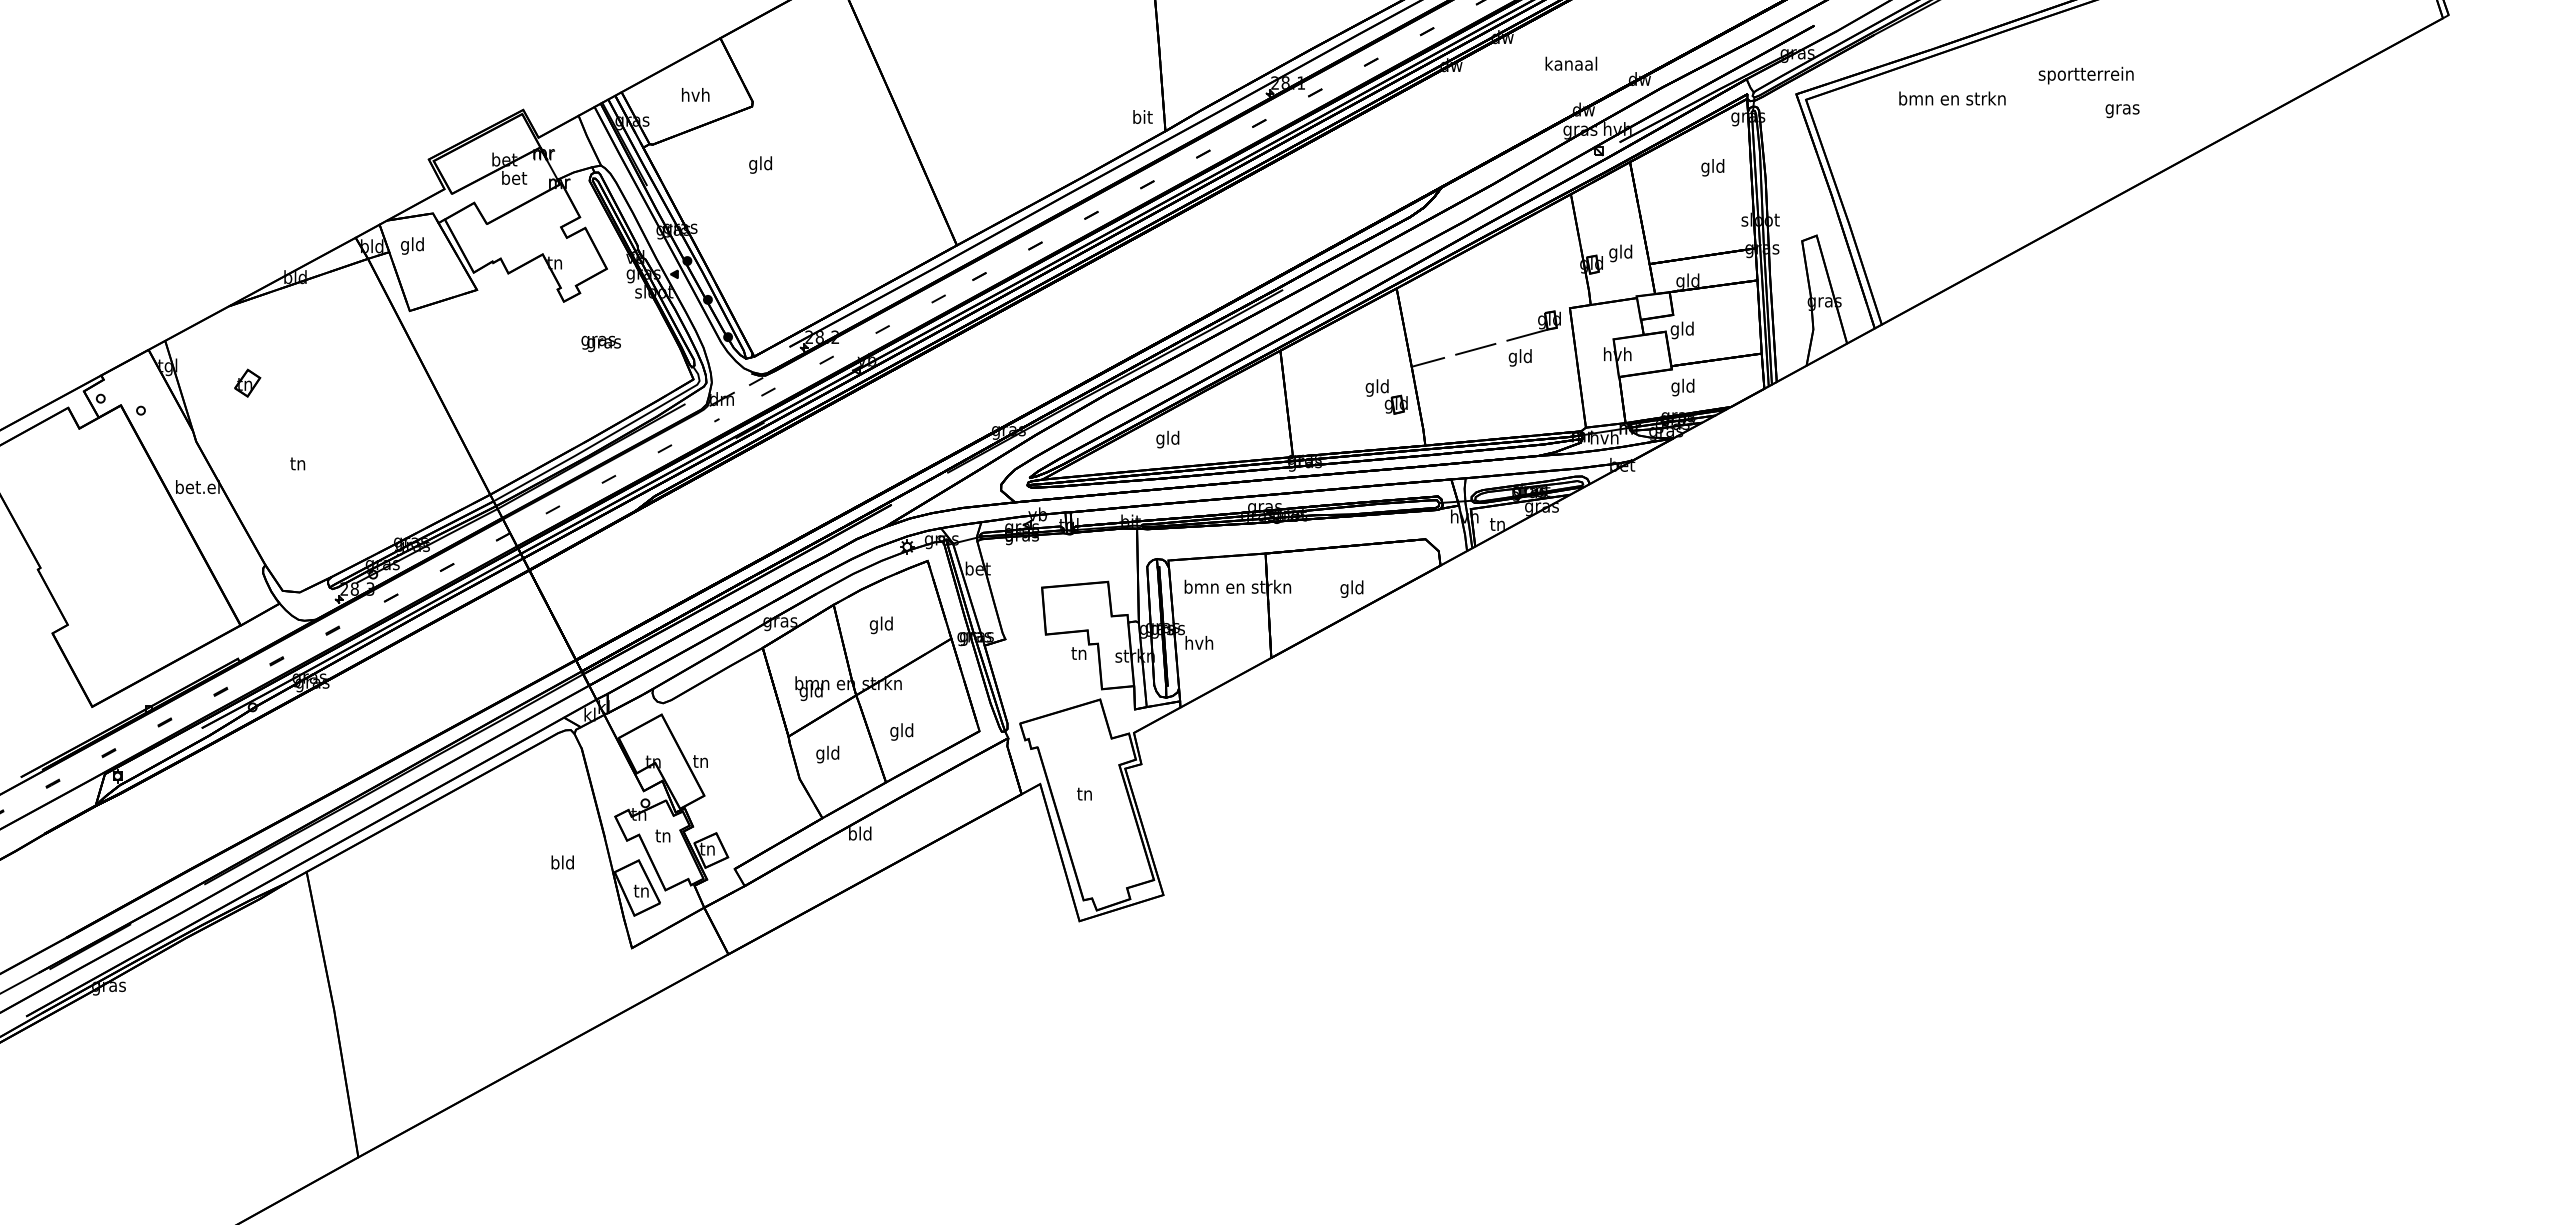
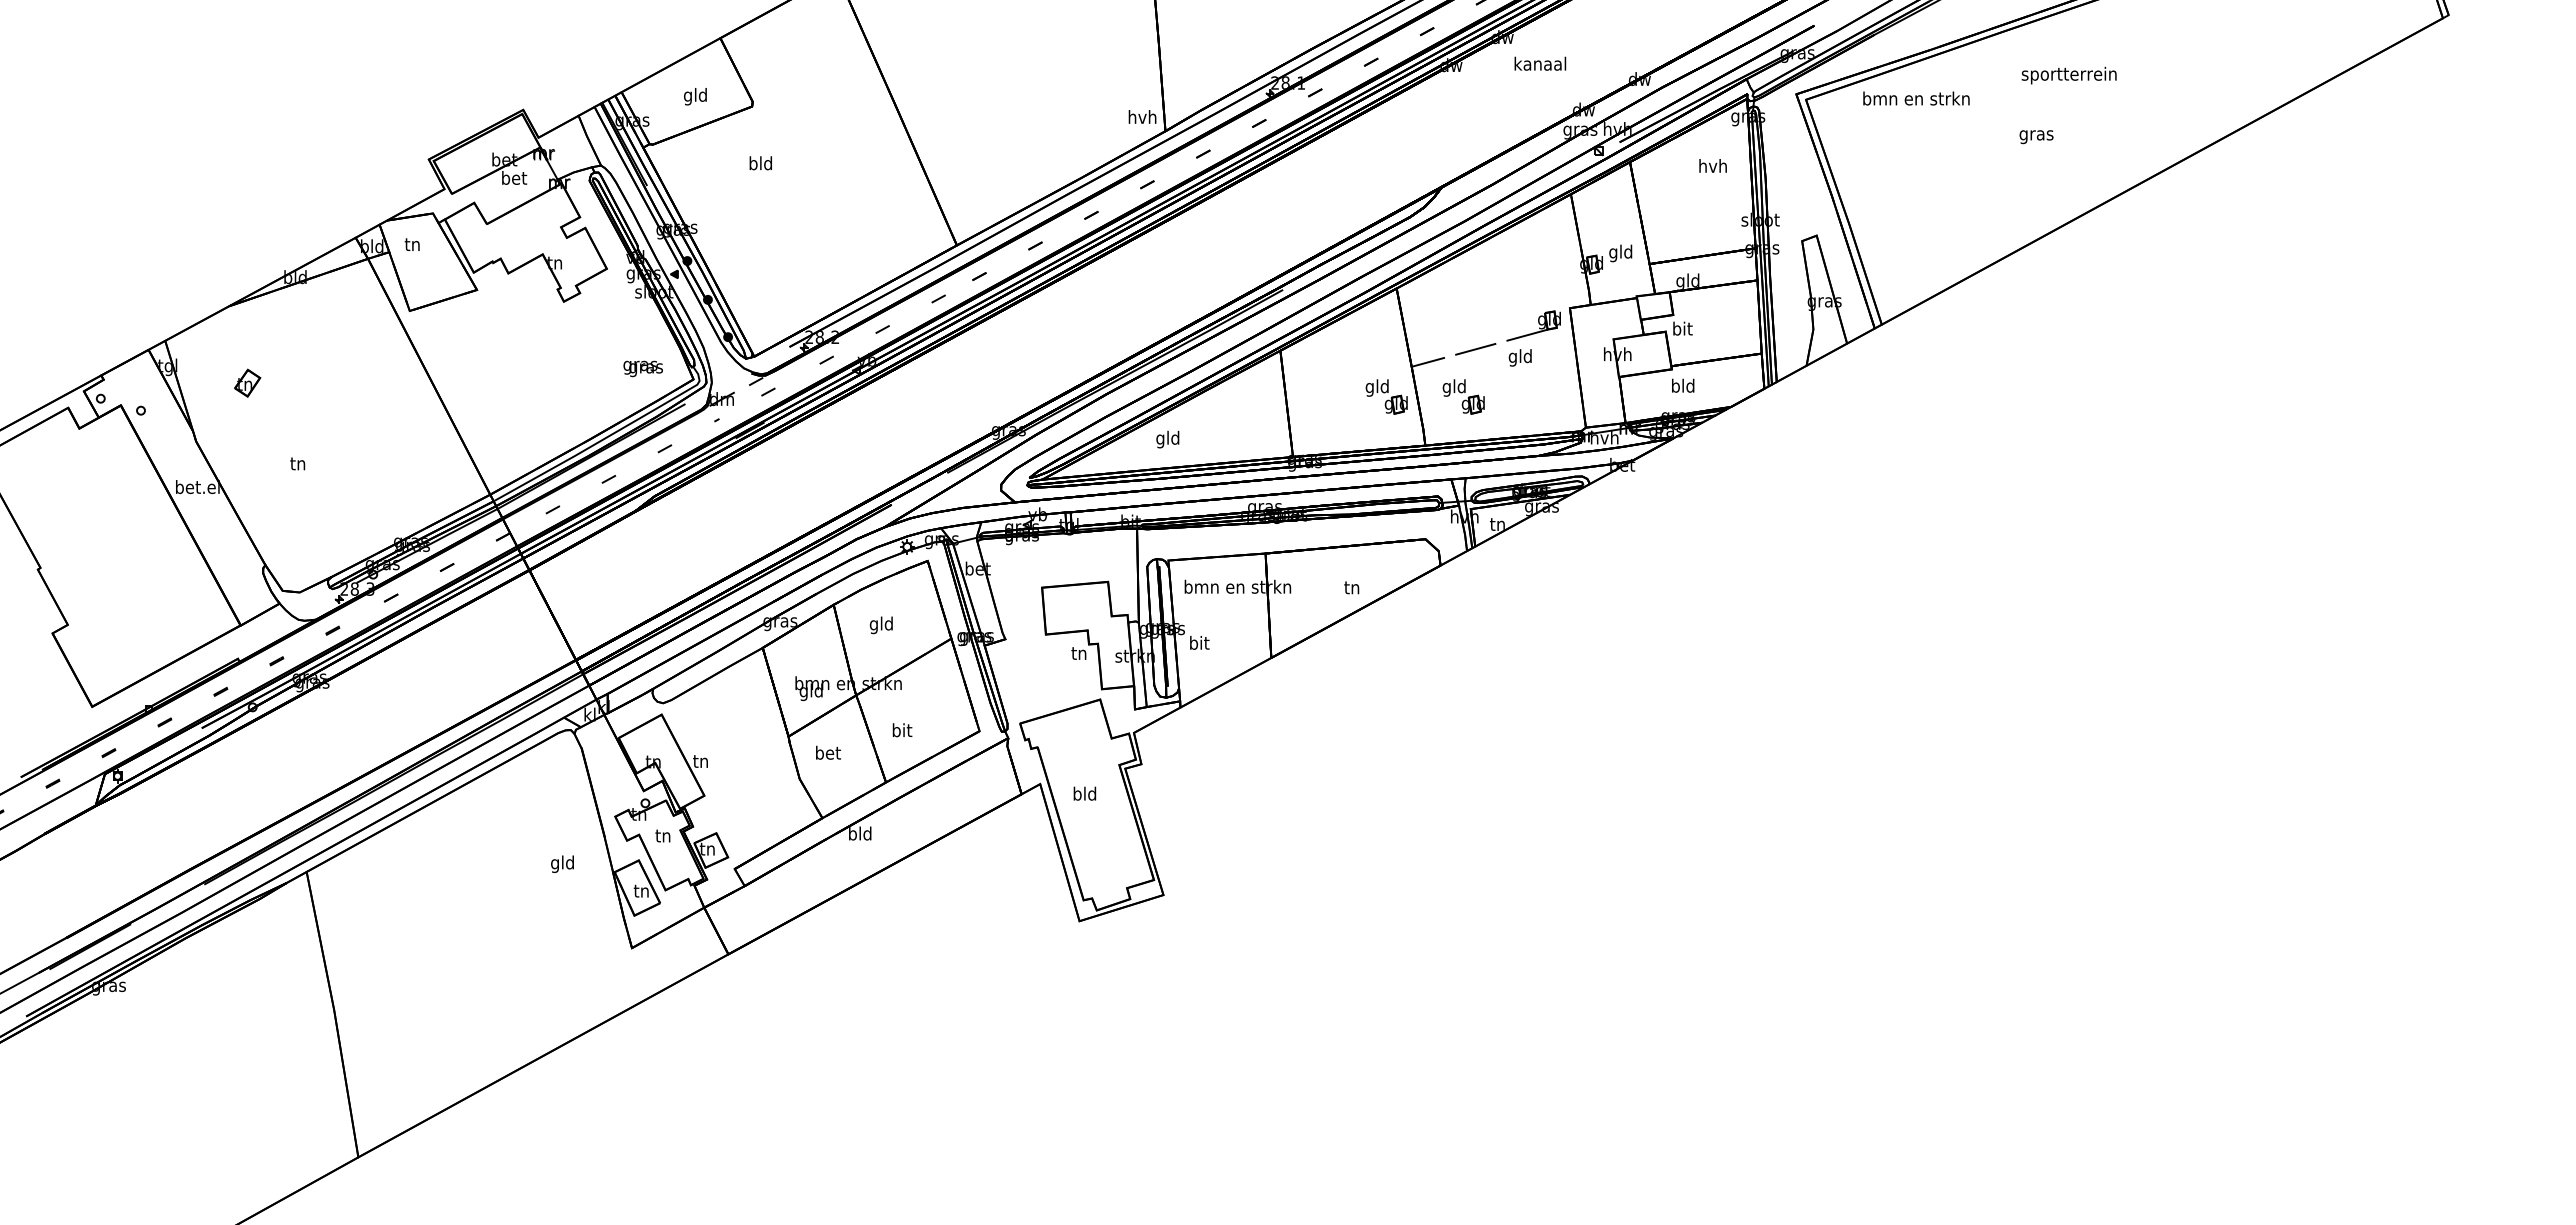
text position: (1571, 63) -> (1540, 63) (1540, 63)
text position: (2085, 75) -> (2068, 75) (2068, 75)
text: hvh -> gld (695, 96)
text position: (1952, 98) -> (1916, 98) (1916, 98)
text position: (2122, 111) -> (2036, 137) (2036, 137)
text: bit -> hvh (1142, 116)
text: gld -> bld (753, 164)
text: gld -> hvh (1712, 167)
text: gld -> tn (412, 245)
text: gld -> bit (1681, 330)
text position: (600, 343) -> (642, 368) (642, 368)
text: gld -> bld (1675, 387)
part: none -> present (1463, 396)
text: gld -> tn (1351, 588)
text: hvh -> bit (1199, 642)
text: gld -> bit (901, 731)
text: gld -> bet (828, 754)
text: tn -> bld (1084, 793)
text: bld -> gld (555, 864)
